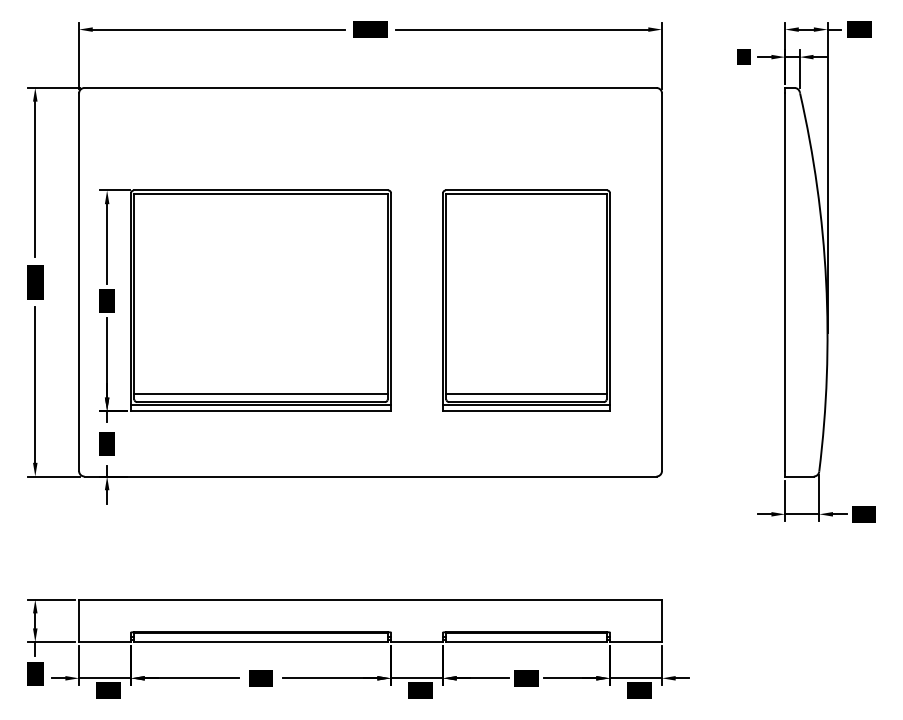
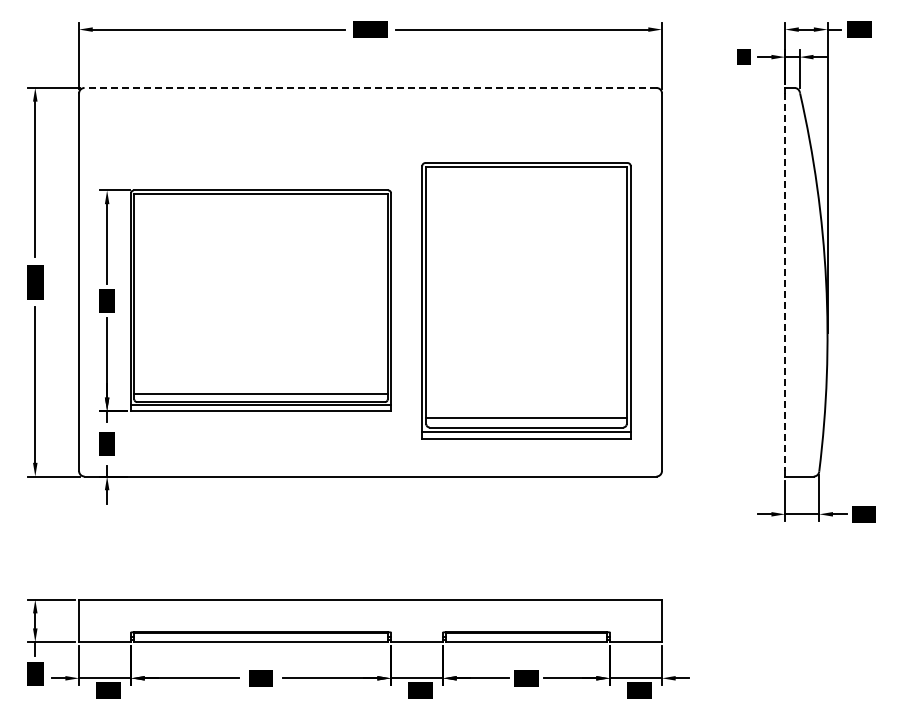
line: solid -> dashed (370, 87)
line: solid -> dashed (785, 282)
part size: 169x223 px -> 211x278 px (526, 300)
